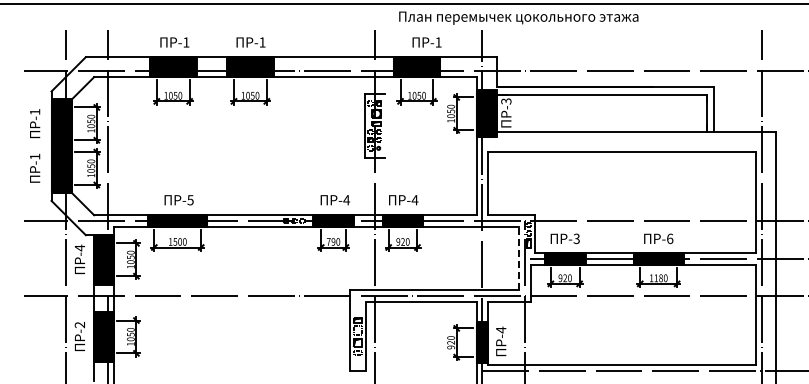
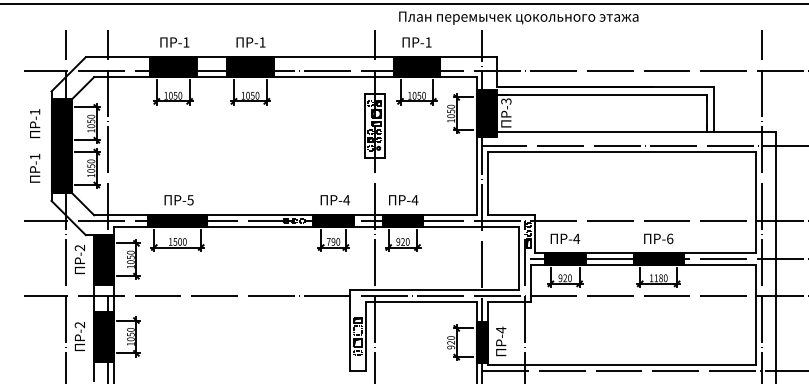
text position: (426, 42) -> (416, 42) (416, 42)
line: none -> present (384, 125)
line: none -> present (642, 146)
text: -3 -> -4 (576, 238)
text: -4 -> -2 (79, 247)
line: dashed -> solid (518, 258)
